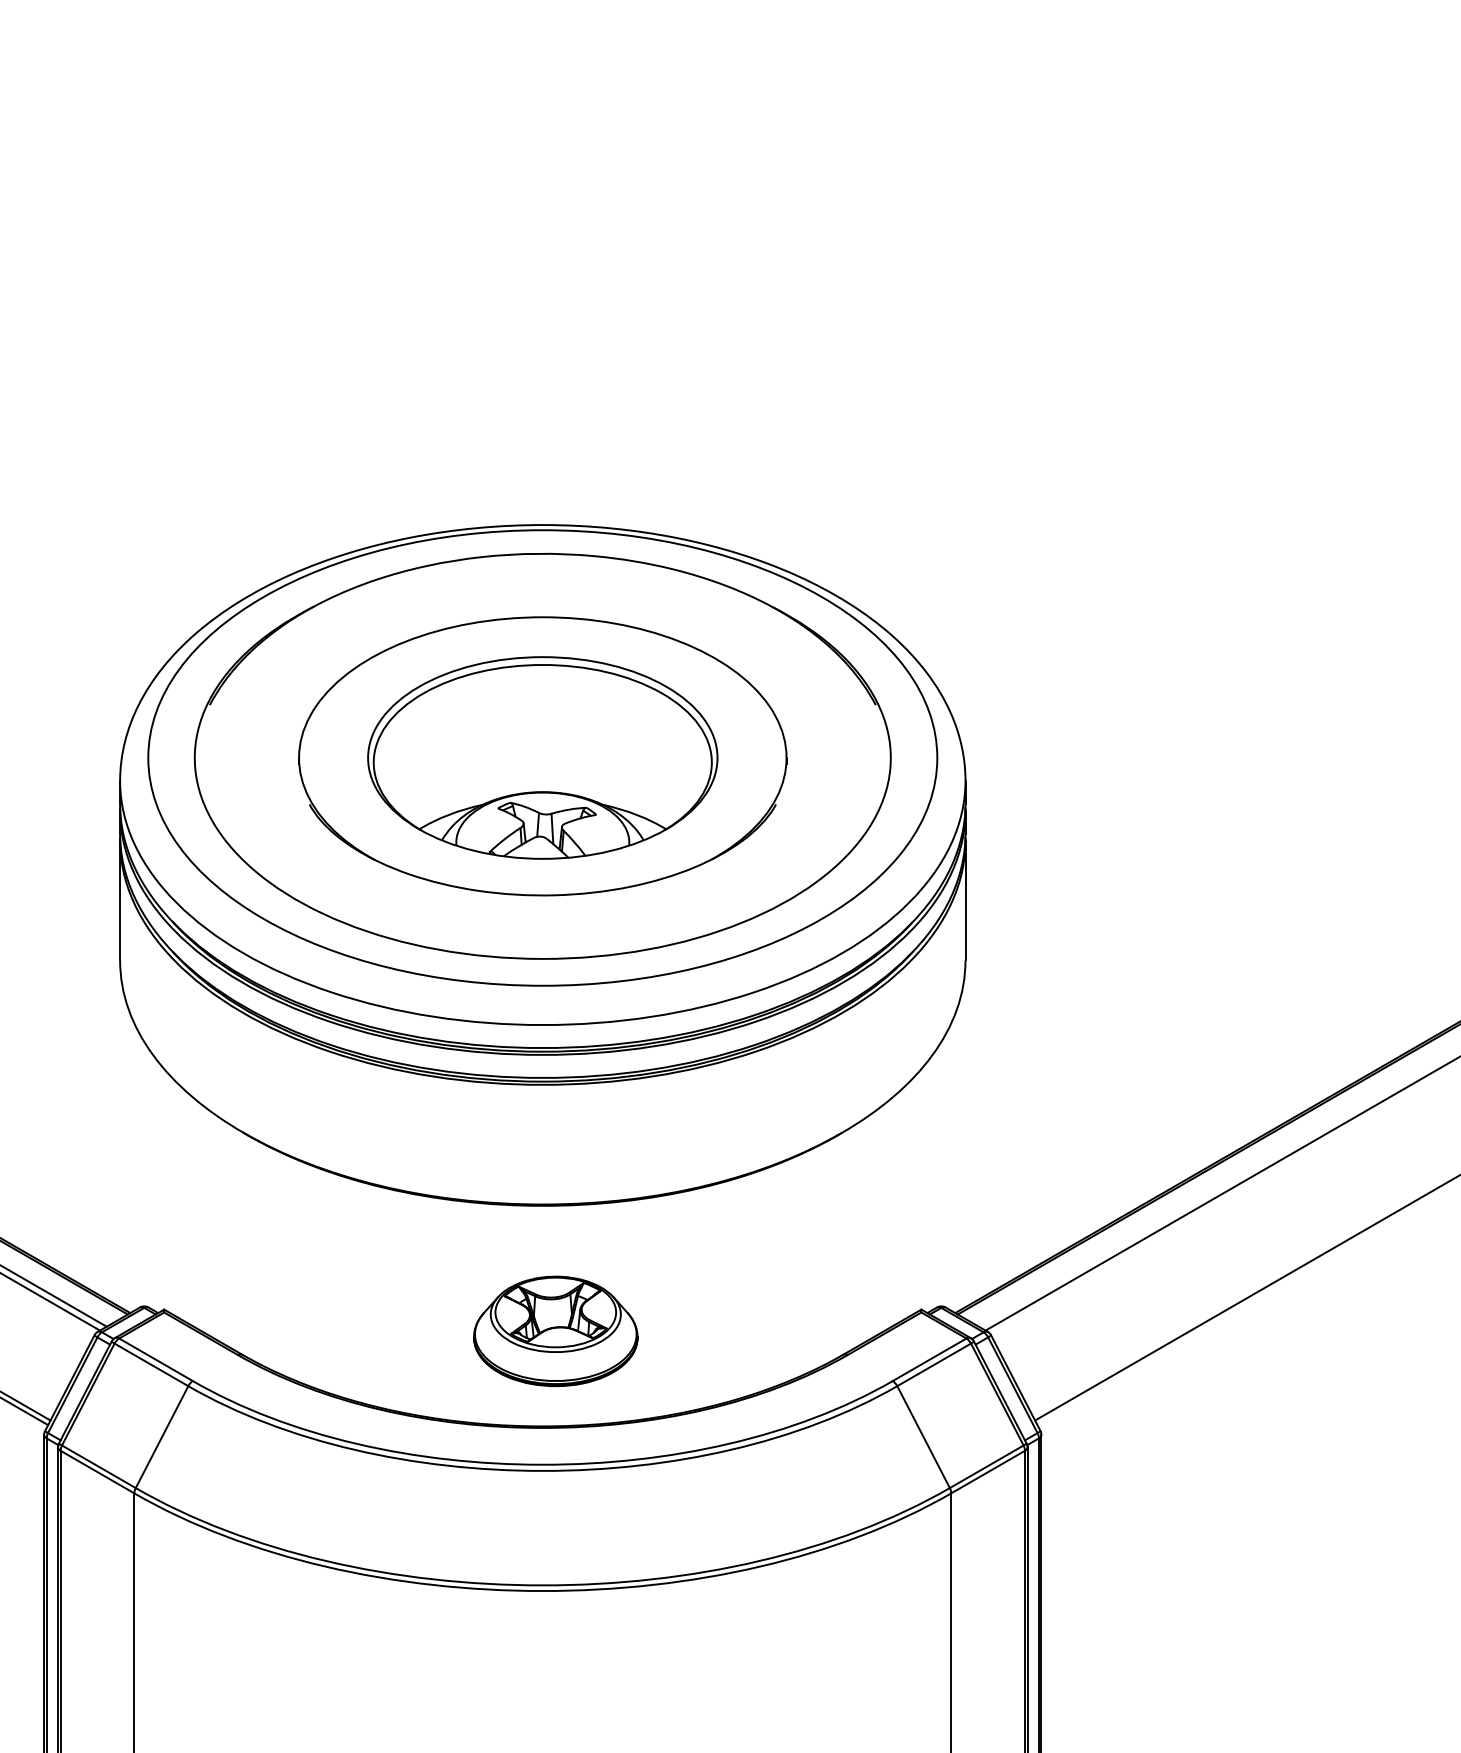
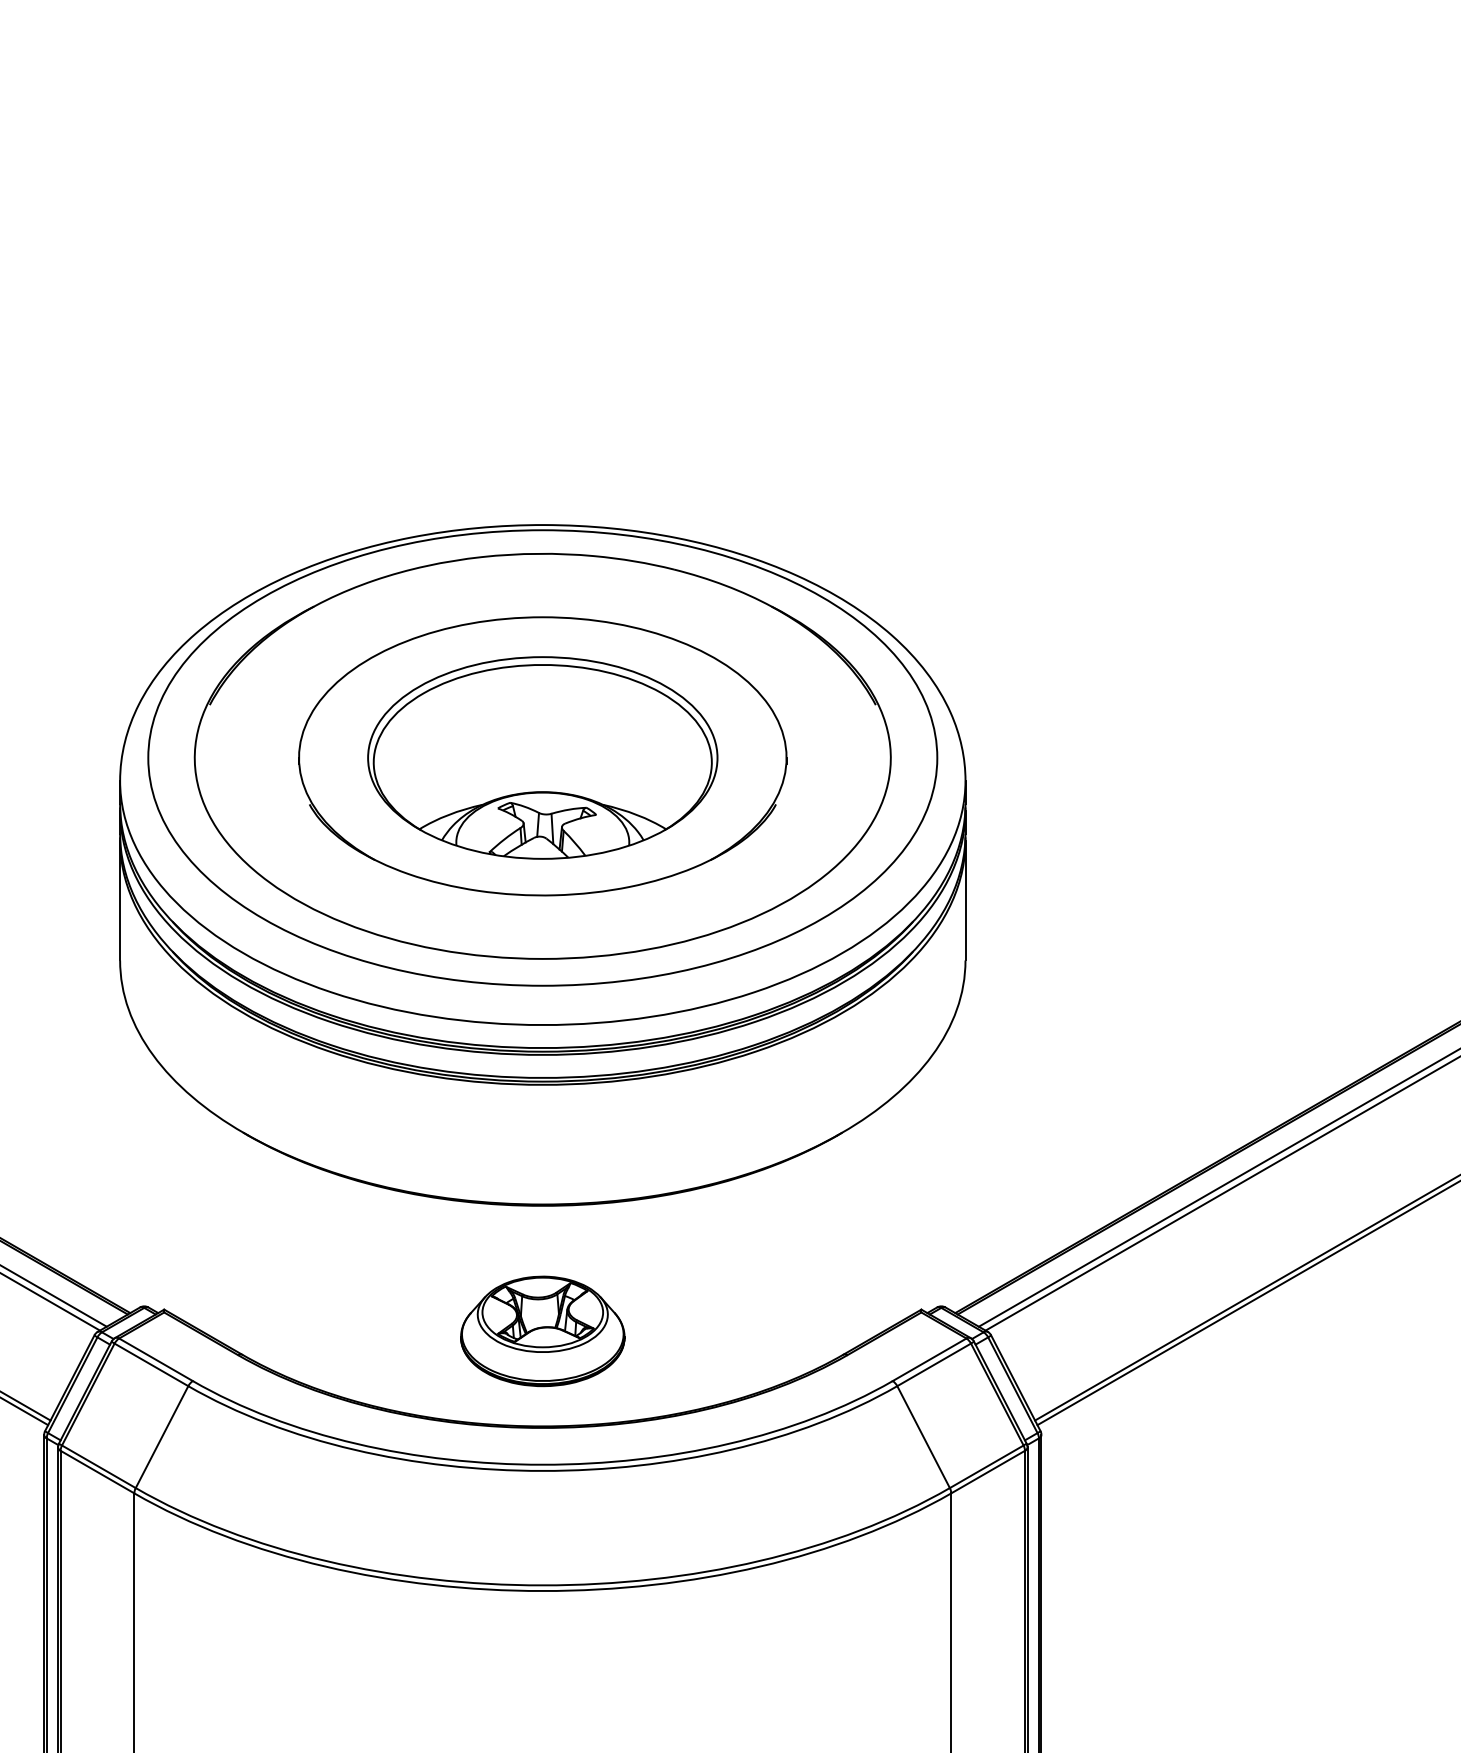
line: none -> present (1217, 1188)
line: none -> present (1247, 1303)
part position: (555, 1331) -> (542, 1331) (542, 1331)
